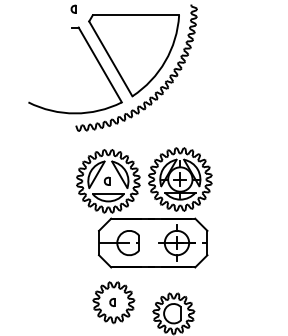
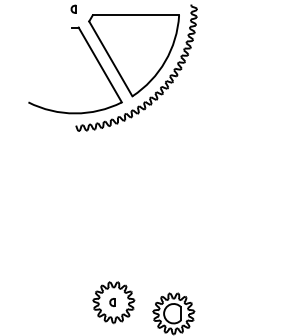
part: present -> none (144, 218)
